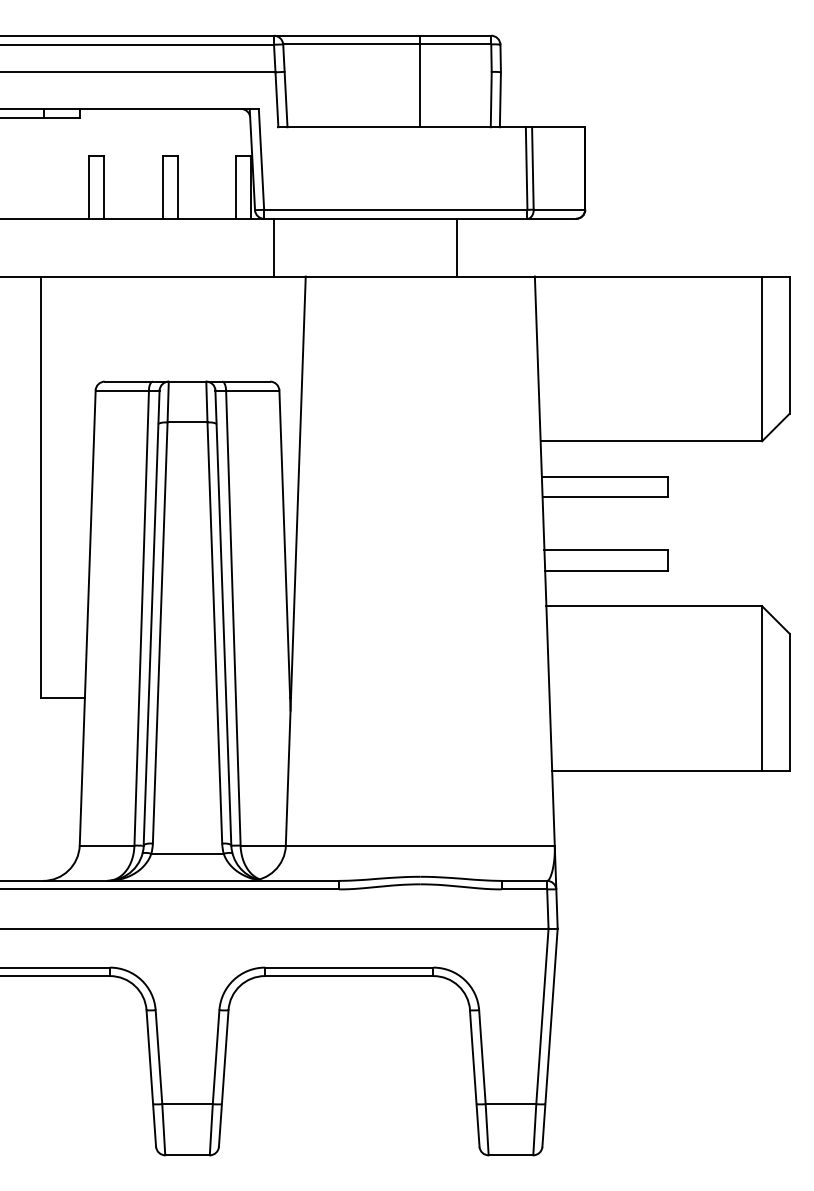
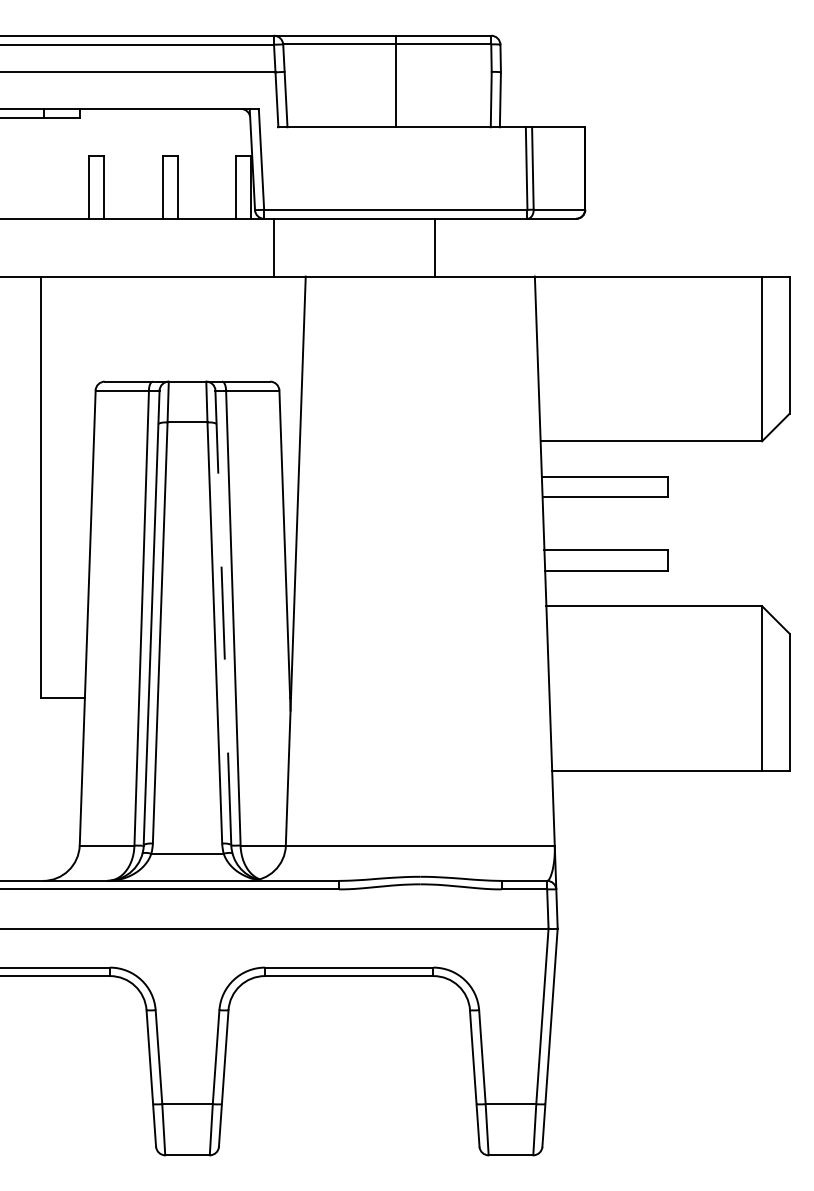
line position: (420, 81) -> (396, 81) (396, 81)
line position: (456, 247) -> (434, 247) (434, 247)
line: solid -> dashed (223, 618)
